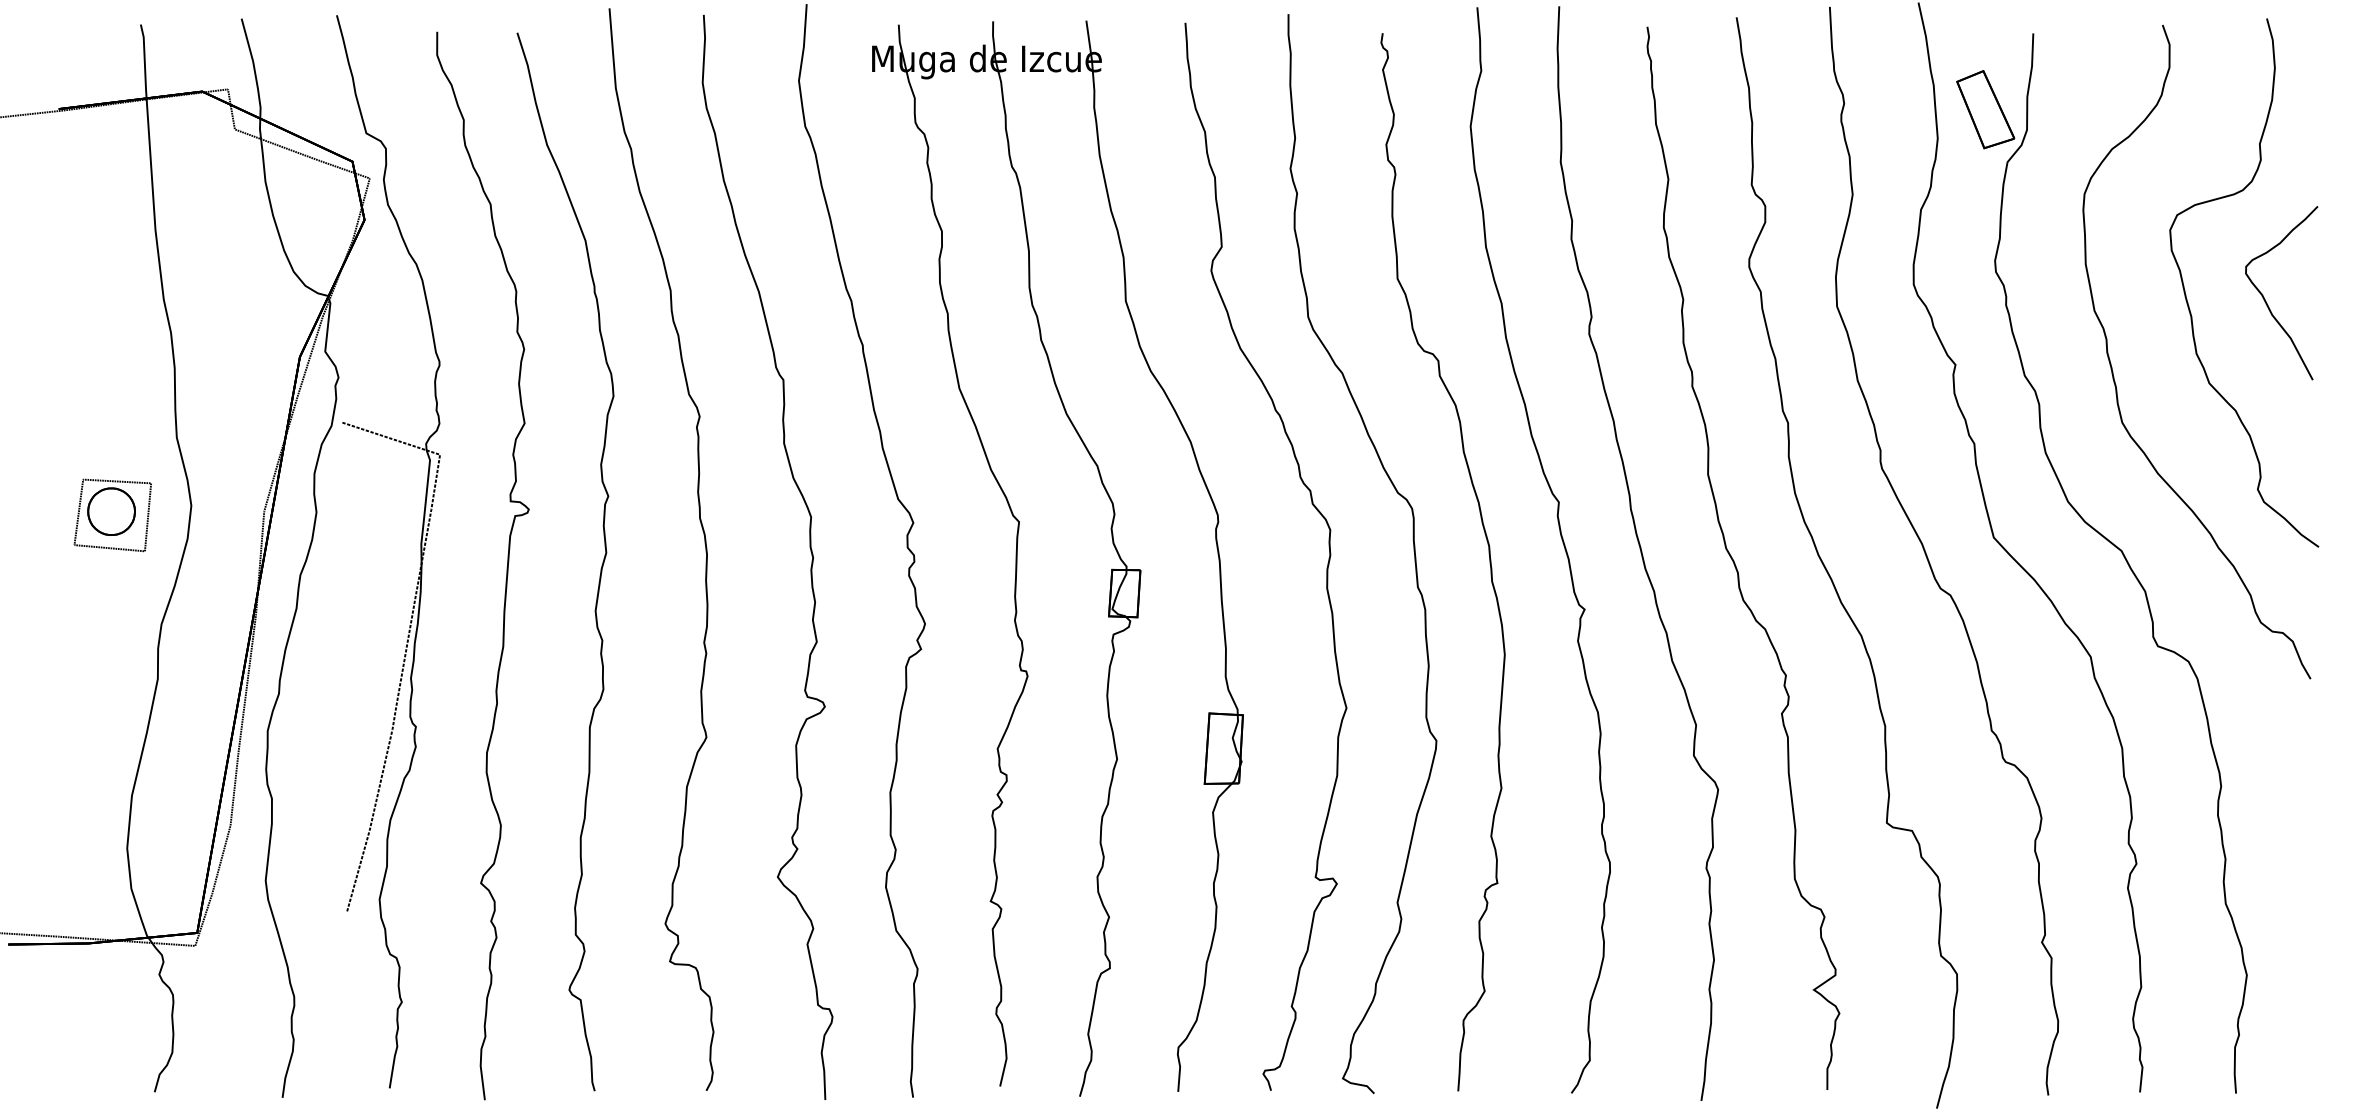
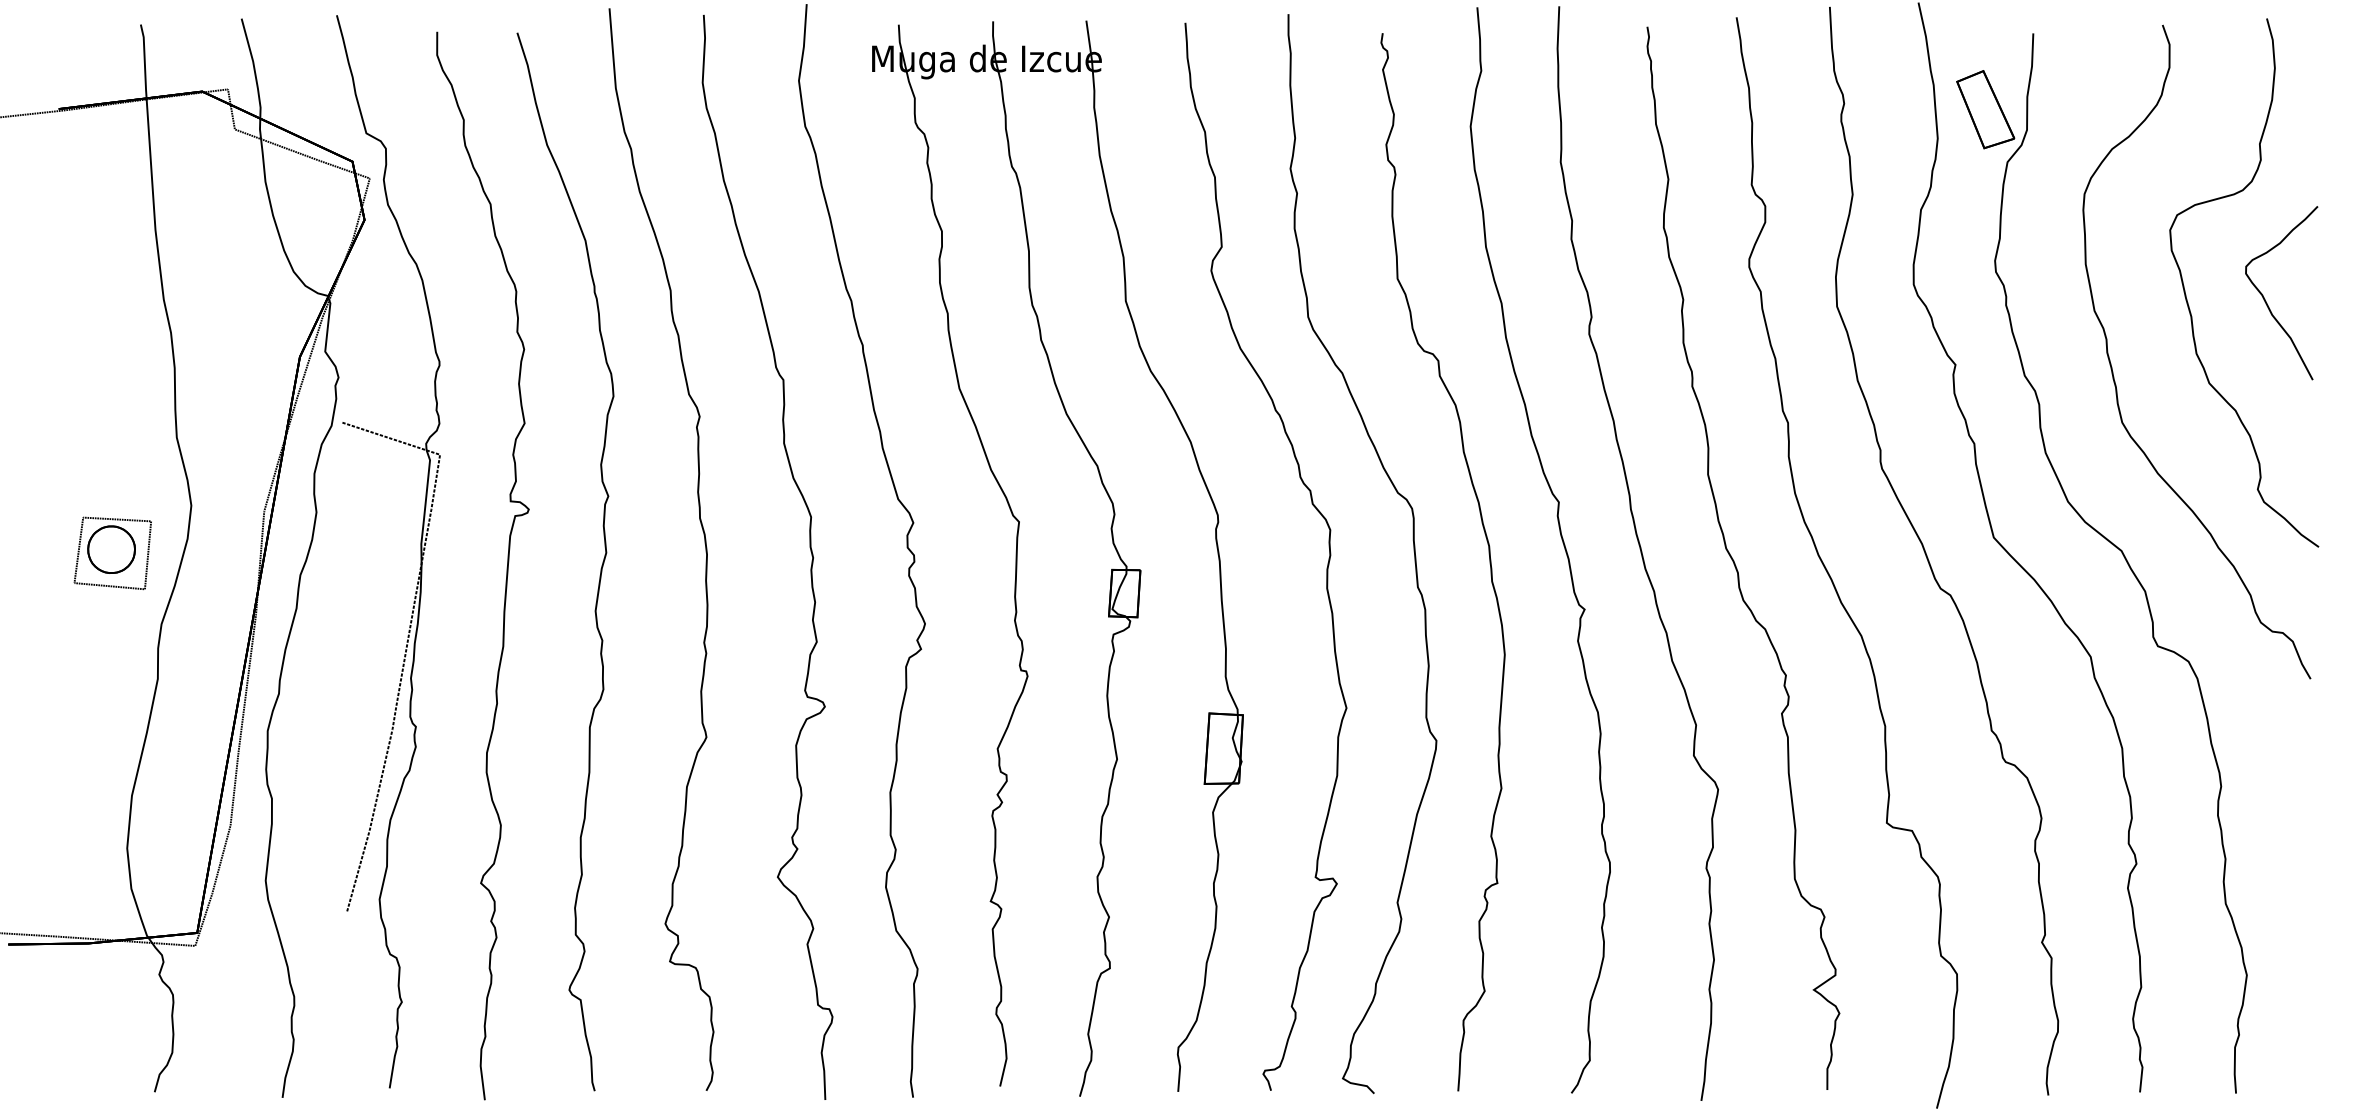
part position: (112, 515) -> (112, 553) (112, 553)
